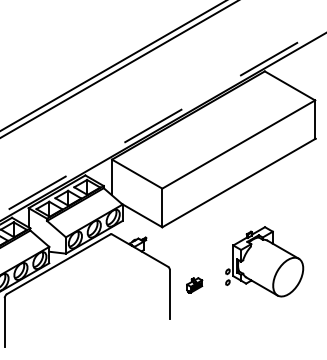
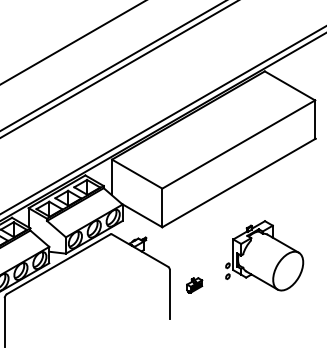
line: none -> present (72, 42)
line: dashed -> solid (163, 120)
part position: (264, 261) -> (264, 255) (264, 255)
